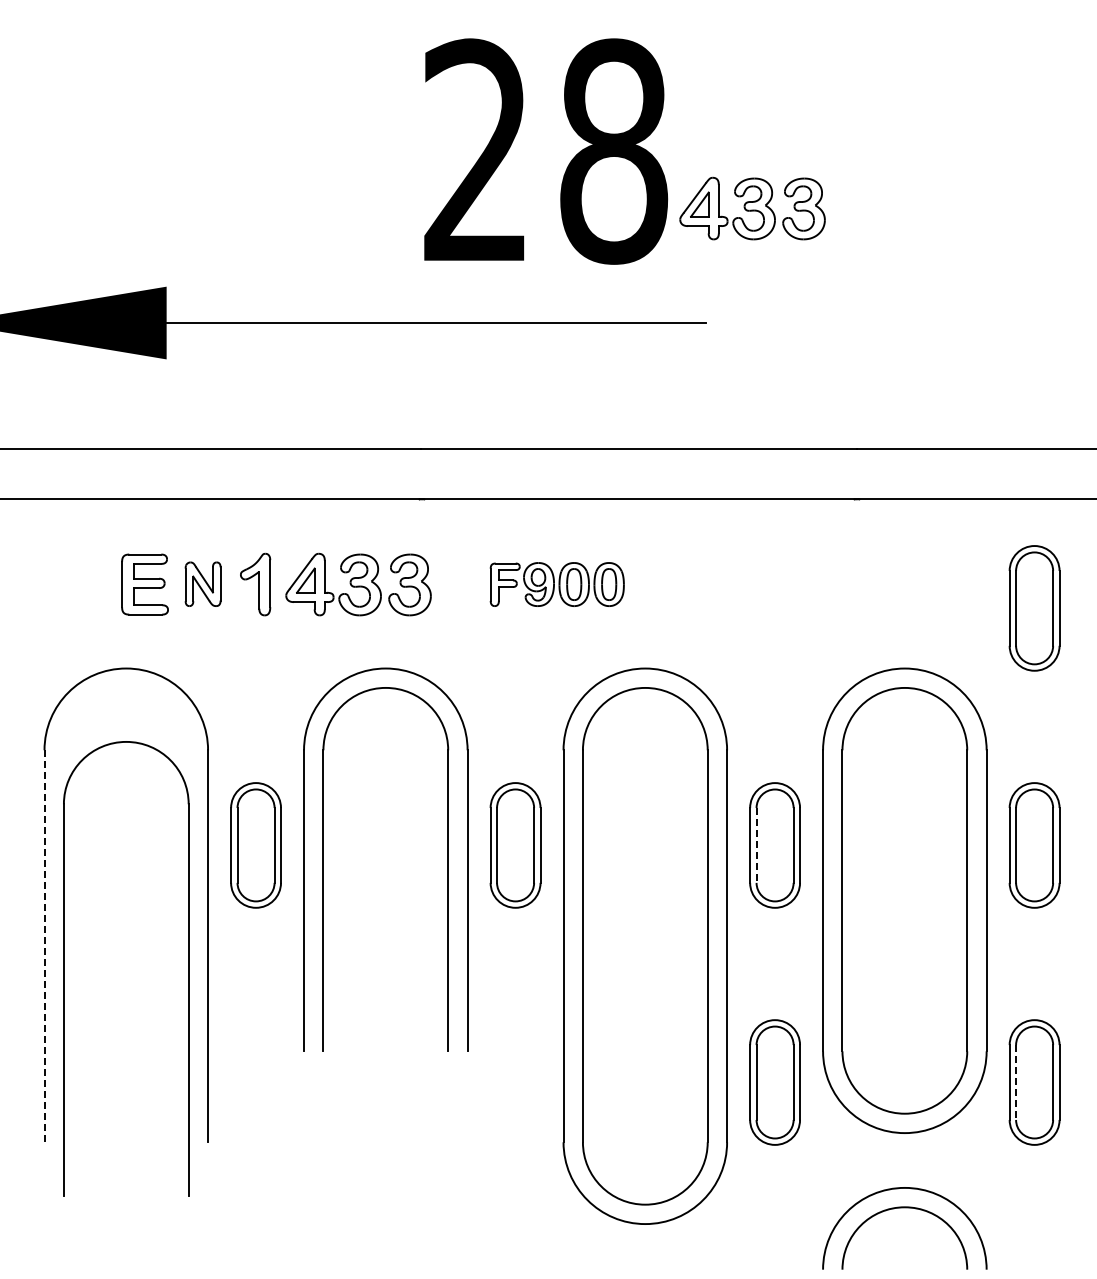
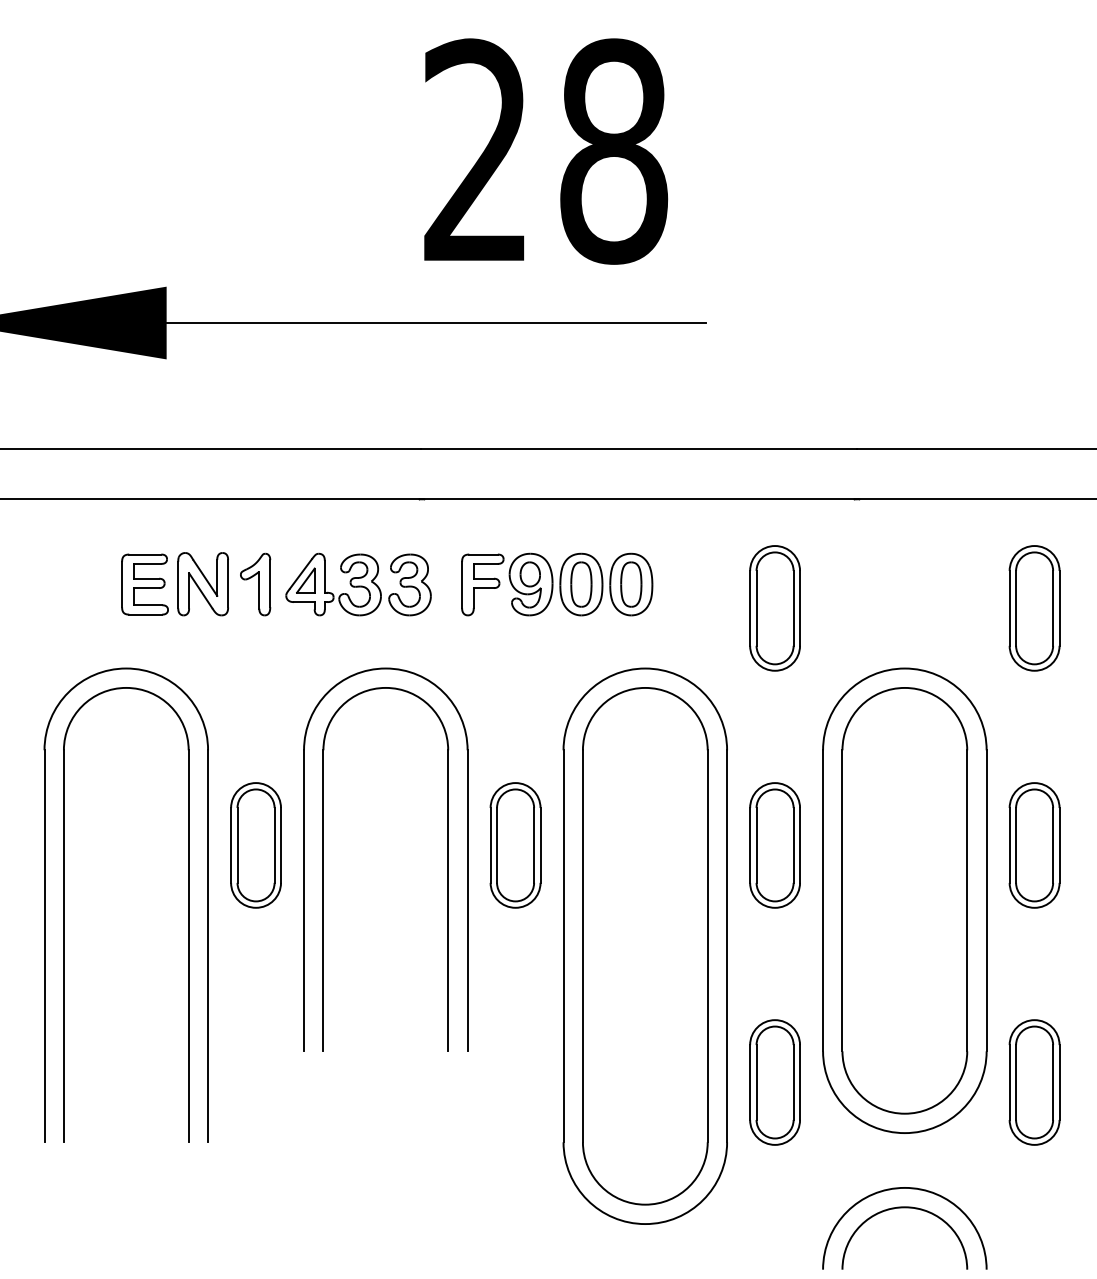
part: present -> none (752, 208)
part size: 38x46 px -> 52x65 px (202, 584)
part size: 136x45 px -> 193x65 px (557, 584)
part: none -> present (774, 608)
line: dashed -> solid (756, 845)
line: dashed -> solid (44, 946)
part position: (64, 968) -> (64, 914) (64, 914)
line: dashed -> solid (1016, 1083)
